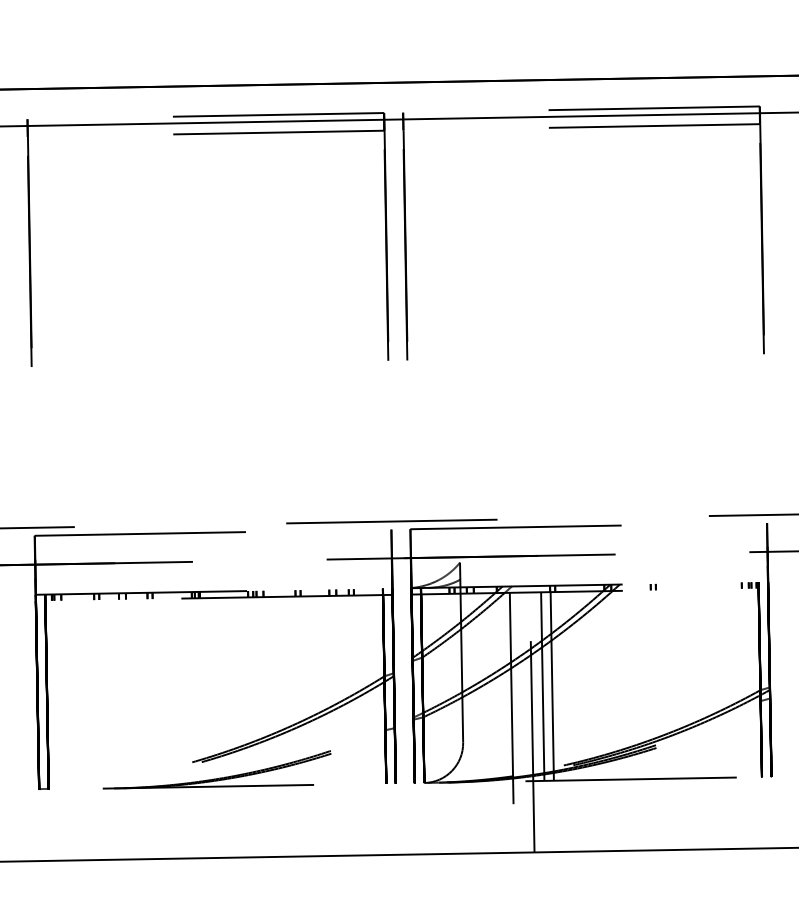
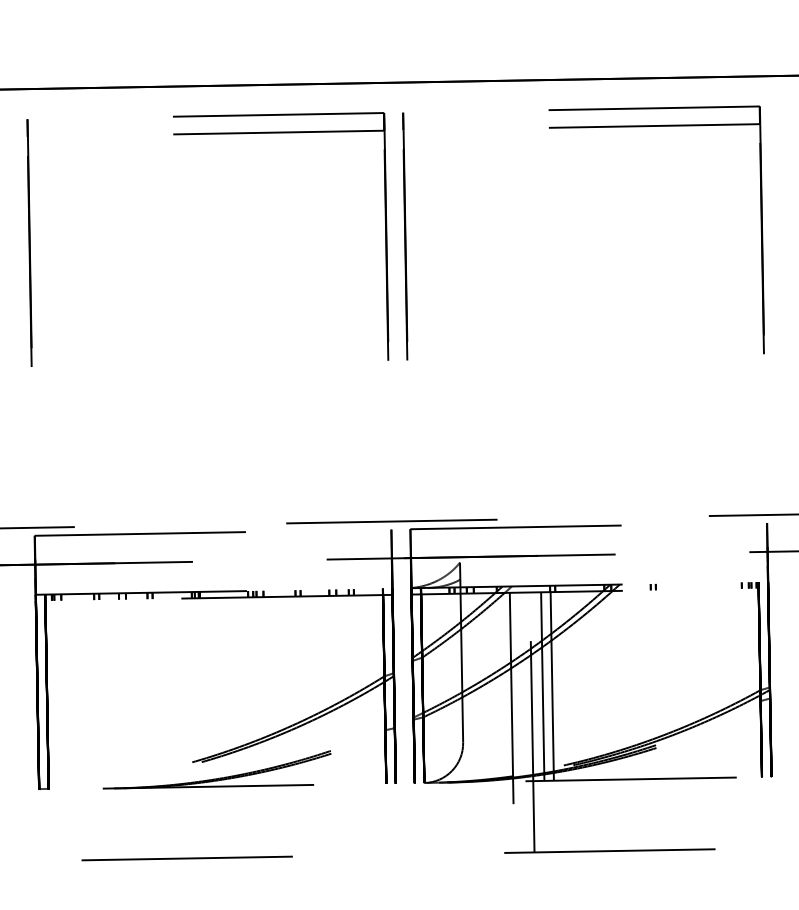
line: present -> none (398, 119)
line: solid -> dashed (399, 854)
